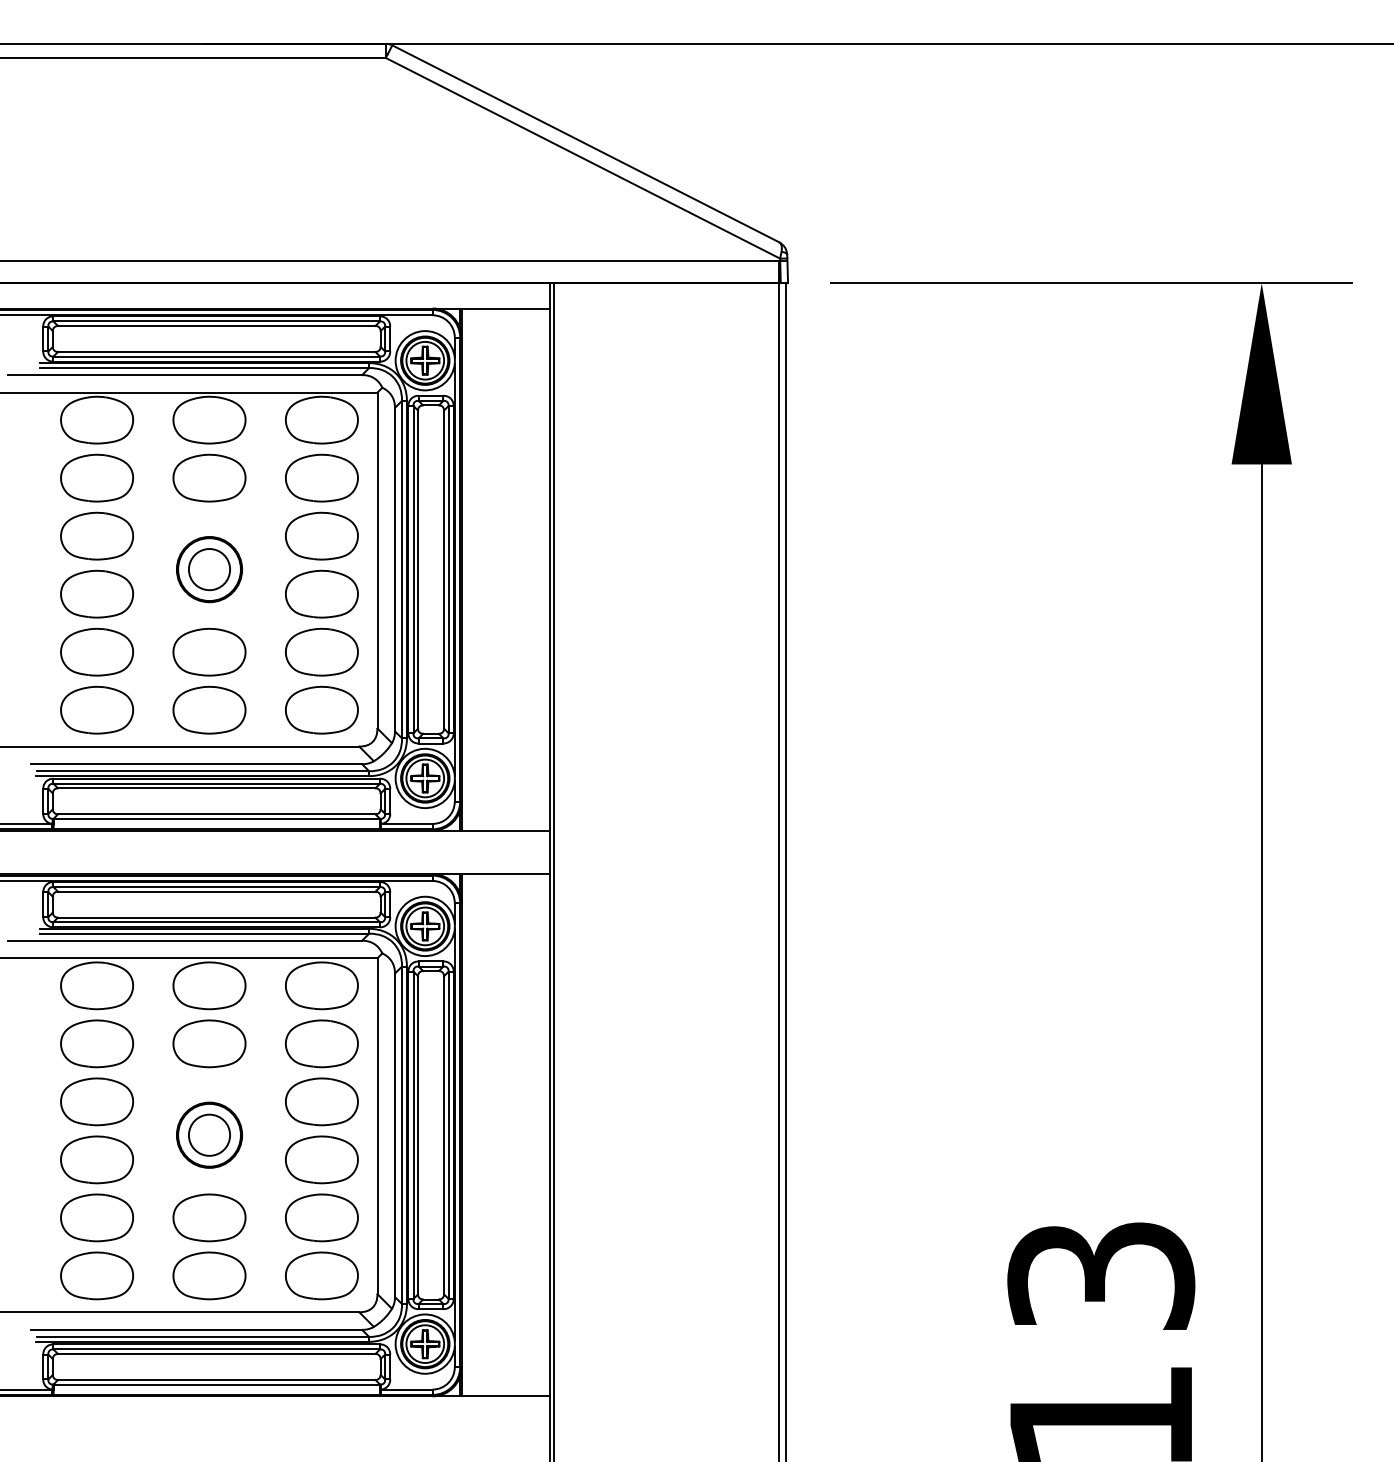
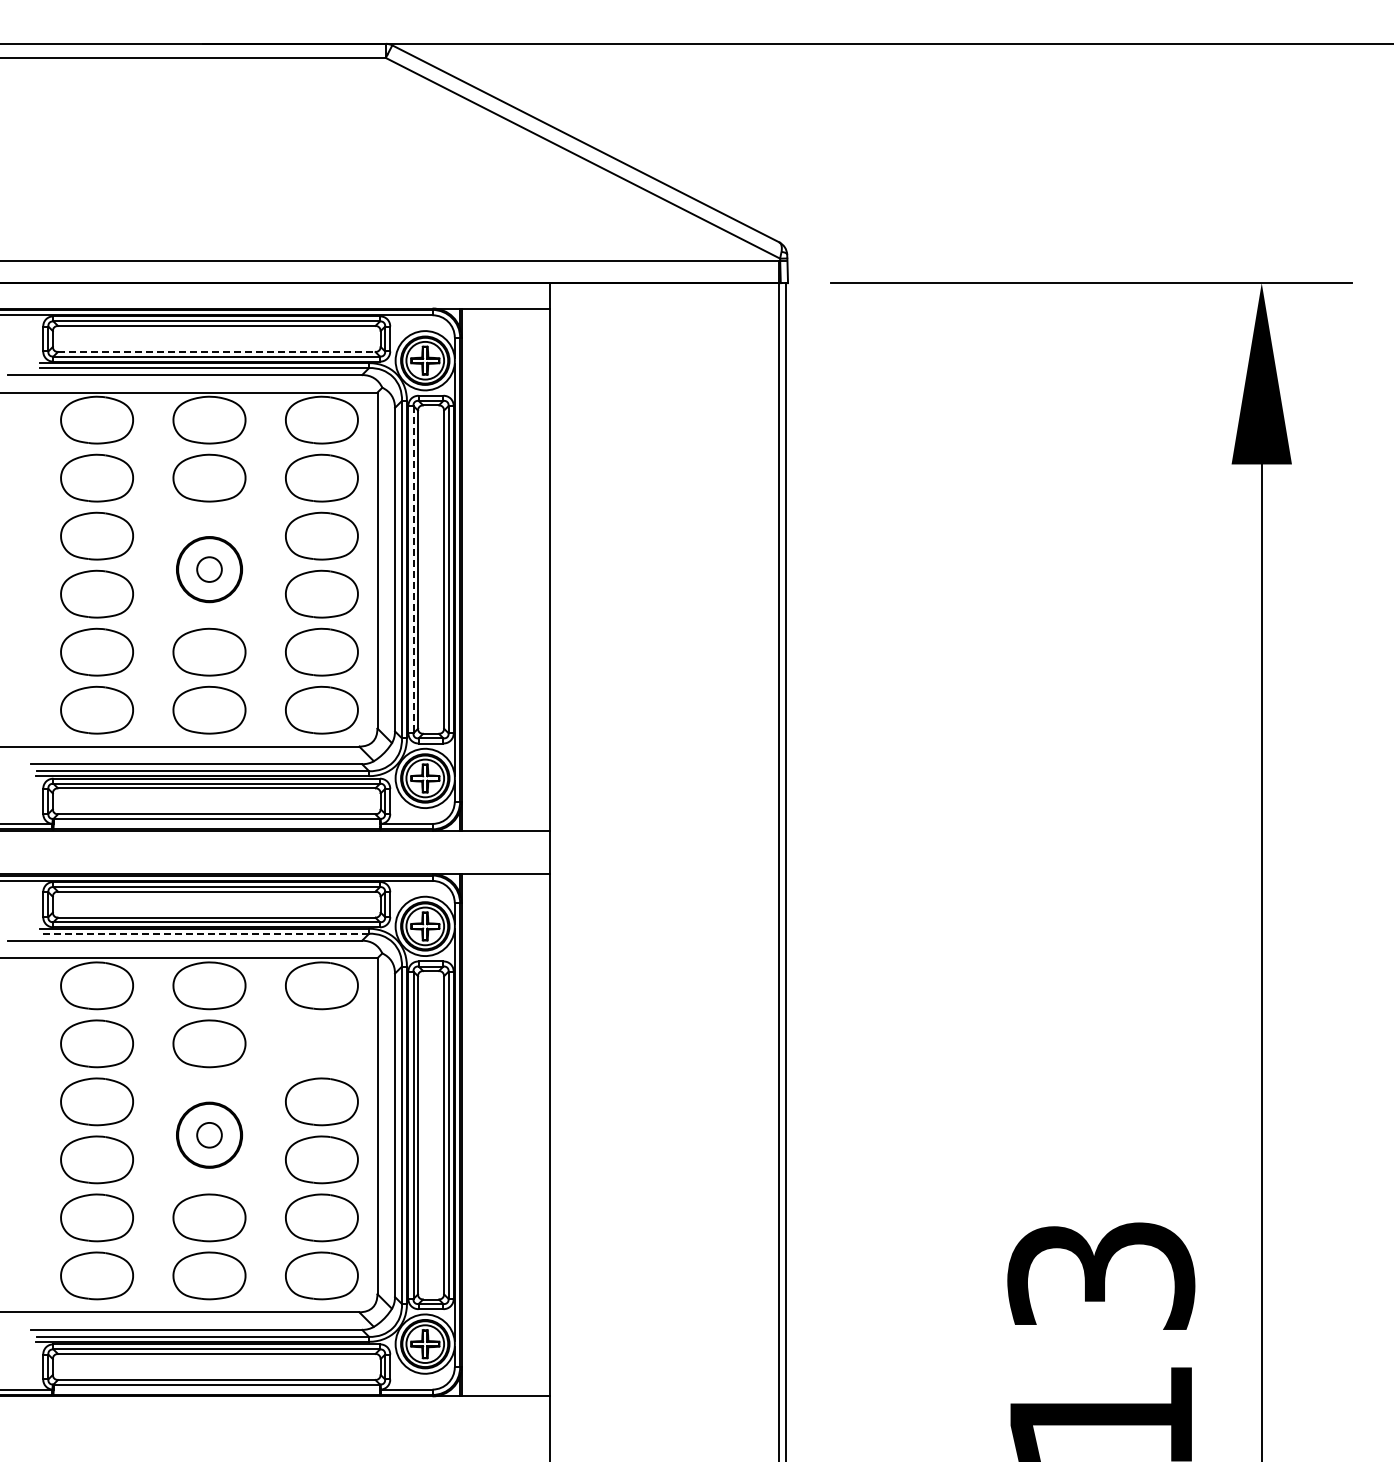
line: solid -> dashed (216, 352)
circle diameter: 41 px -> 25 px (209, 569)
line: solid -> dashed (413, 569)
line: present -> none (554, 870)
line: solid -> dashed (204, 933)
part: present -> none (321, 1043)
circle diameter: 41 px -> 25 px (209, 1134)
